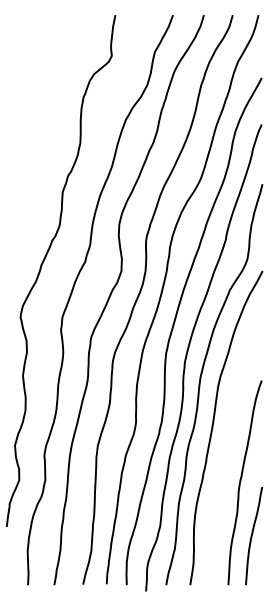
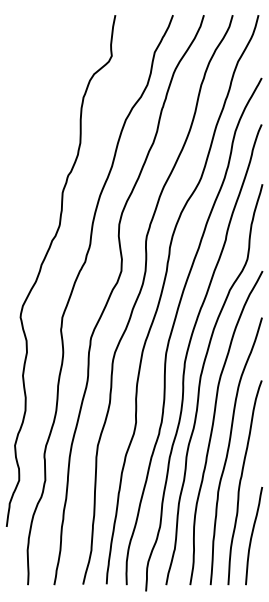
curve: none -> present (229, 449)
